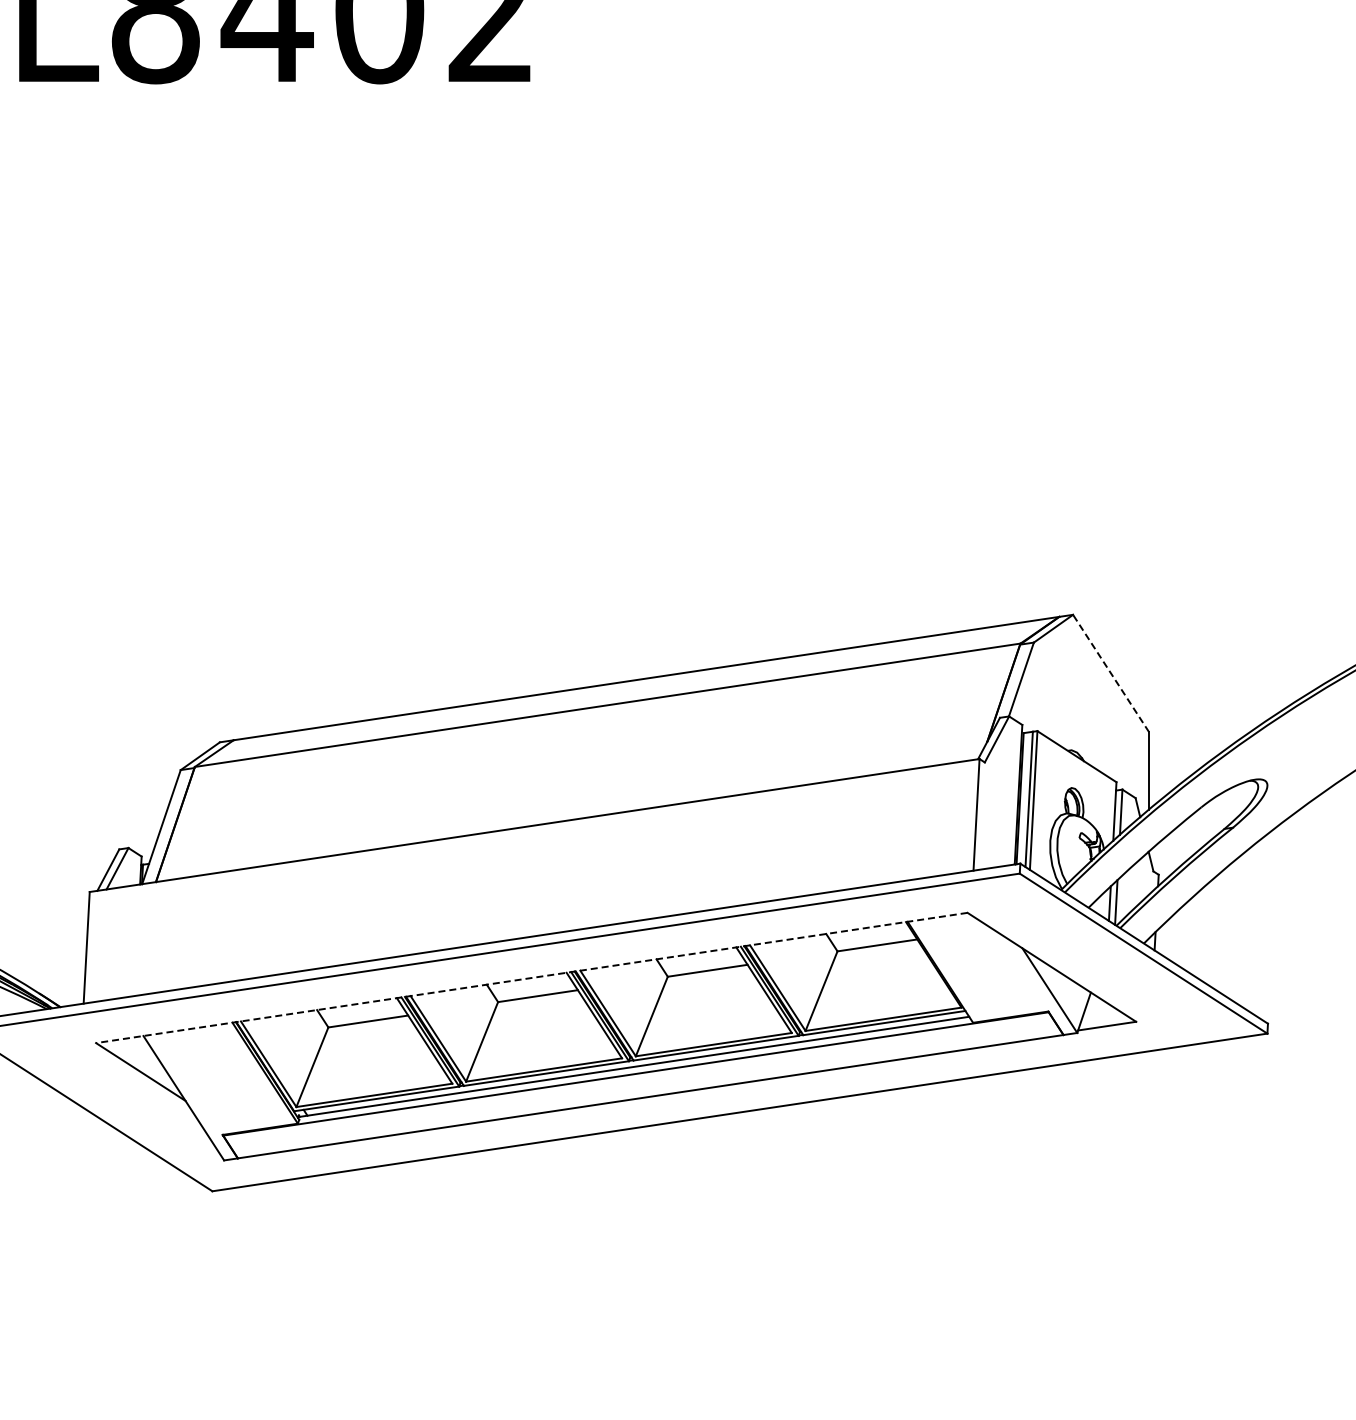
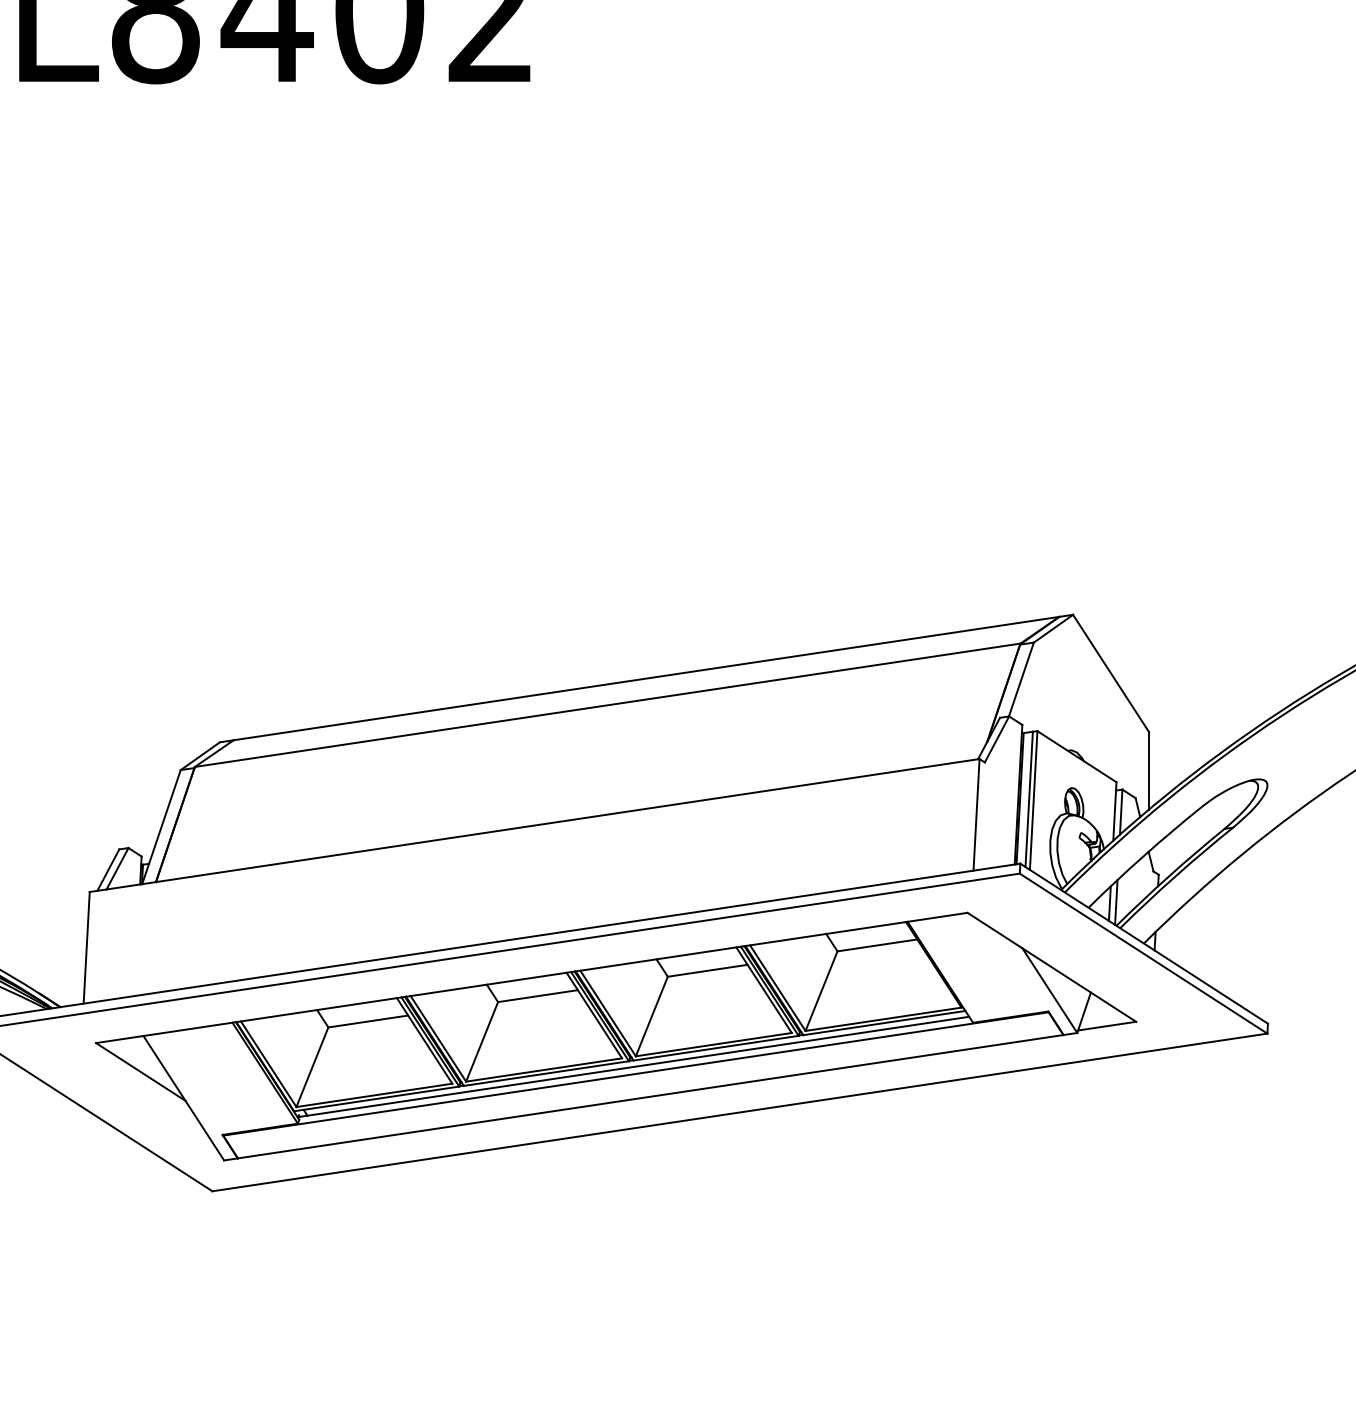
line: dashed -> solid (1111, 673)
line: dashed -> solid (531, 977)
